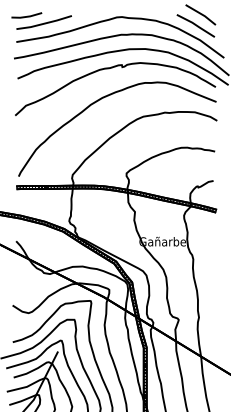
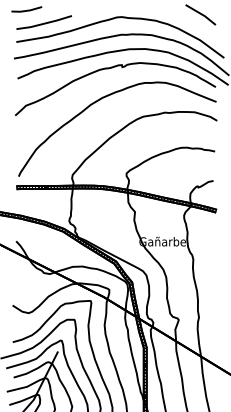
line position: (27, 15) -> (27, 9) (27, 9)
line: present -> none (195, 25)
